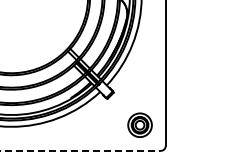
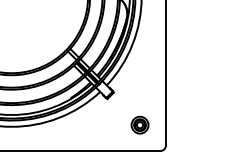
part size: 26x26 px -> 20x20 px (139, 124)
line: dashed -> solid (81, 150)
